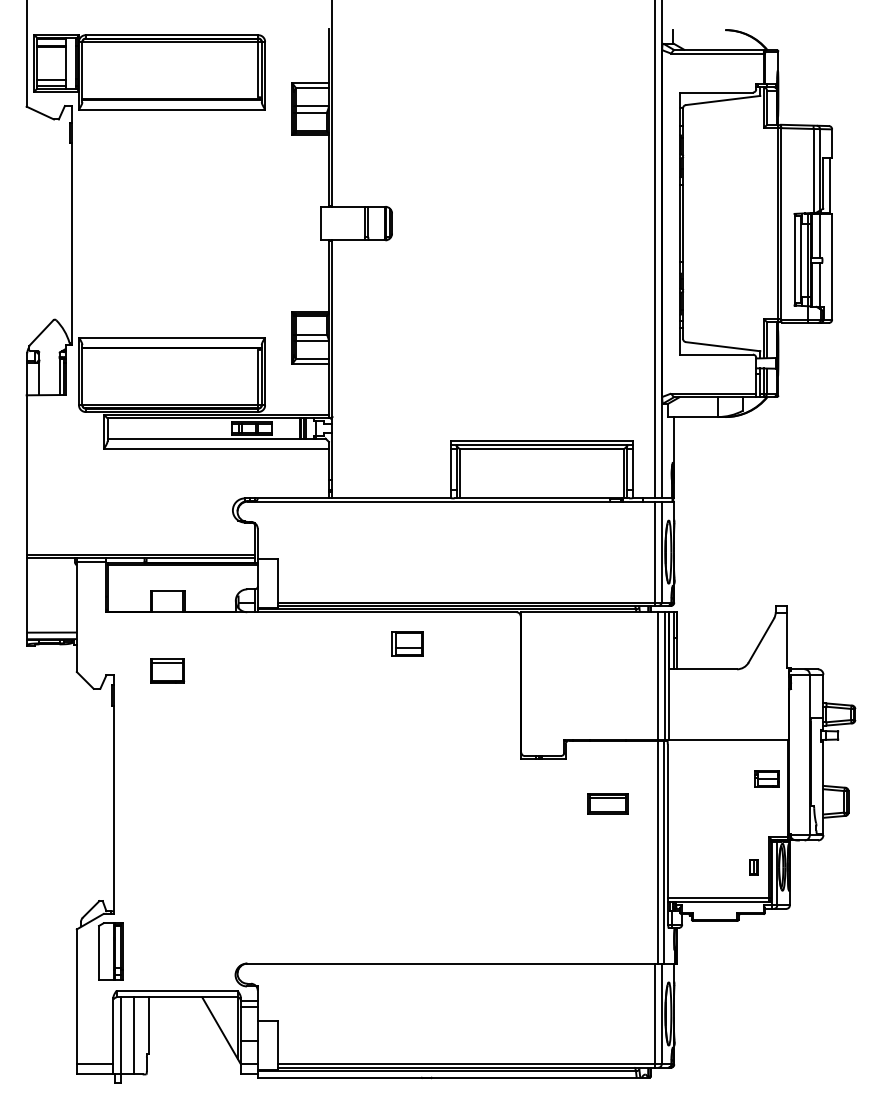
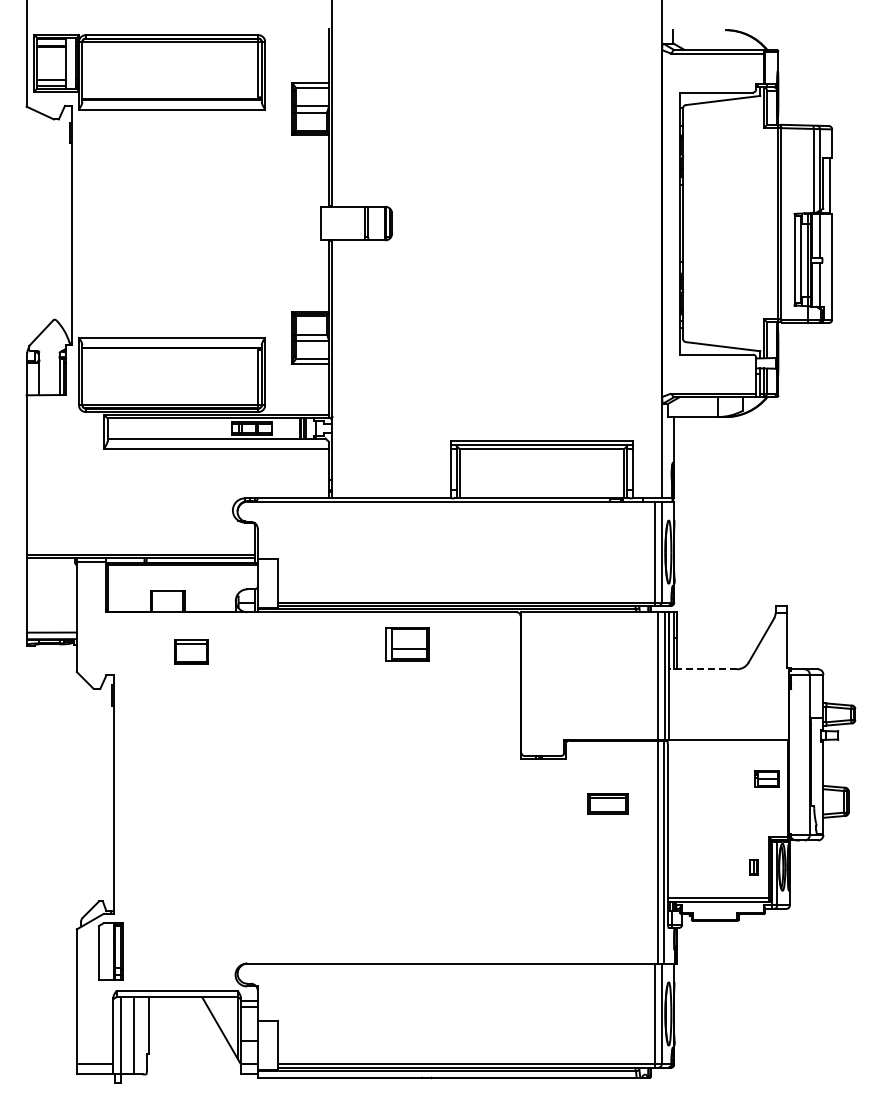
line: present -> none (655, 250)
part size: 33x26 px -> 45x35 px (407, 644)
line: solid -> dashed (702, 669)
part position: (167, 670) -> (191, 651) (191, 651)
